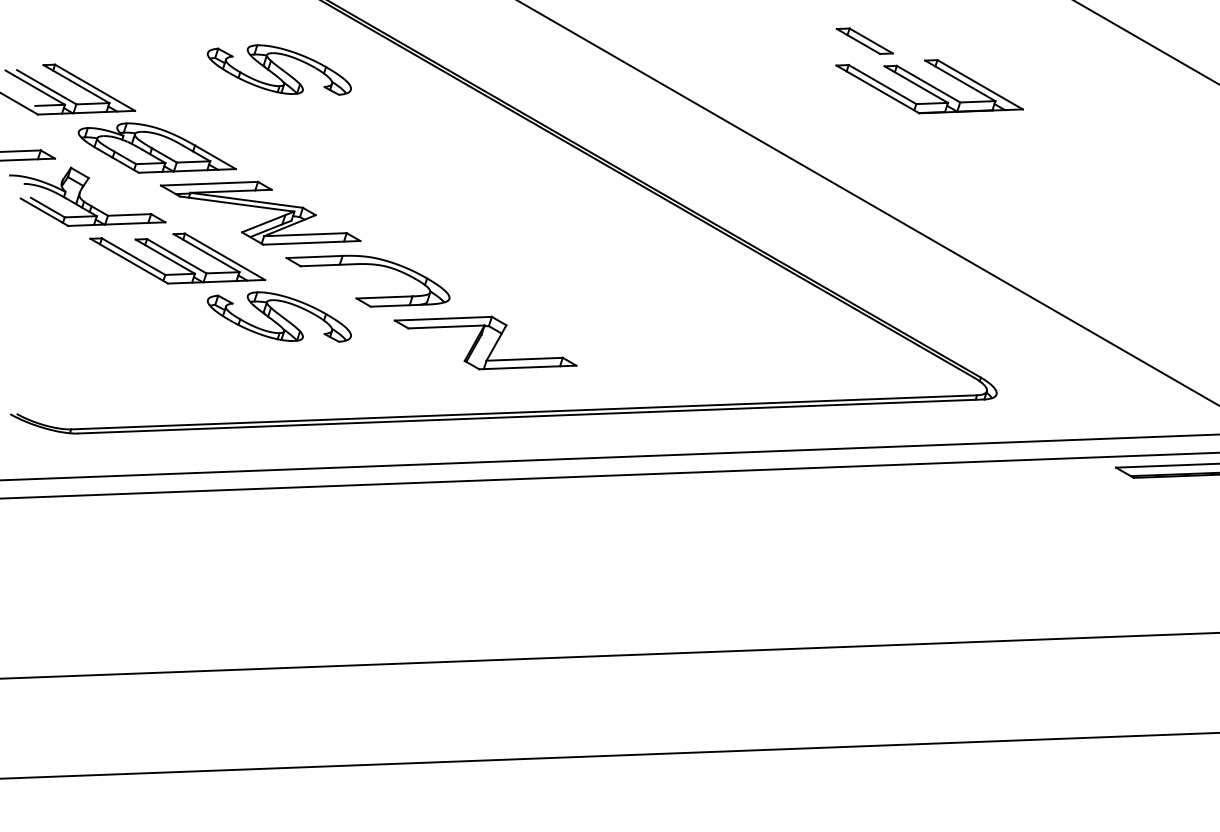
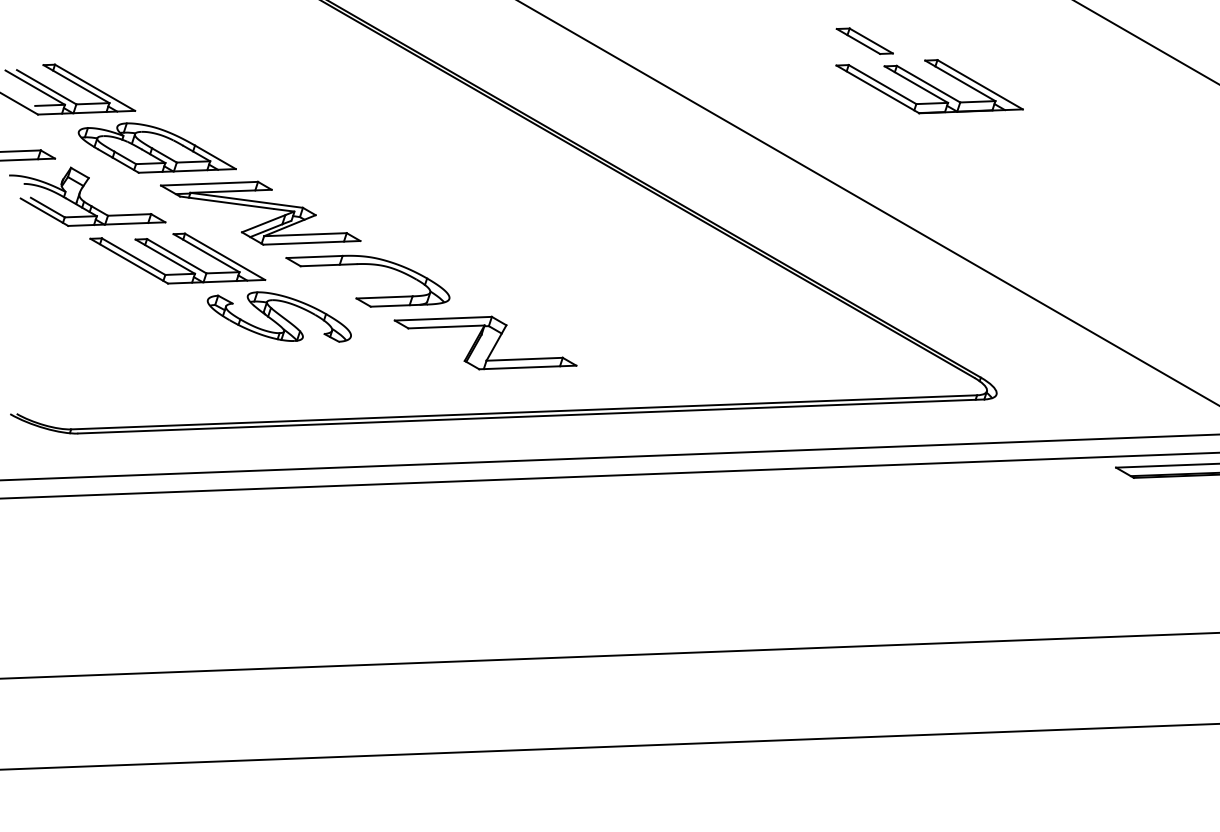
part: present -> none (278, 69)
line position: (609, 755) -> (609, 746) (609, 746)
